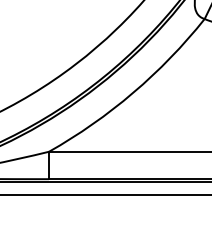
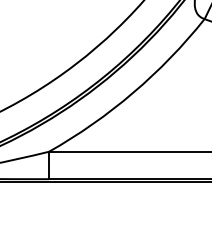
line: present -> none (105, 194)
